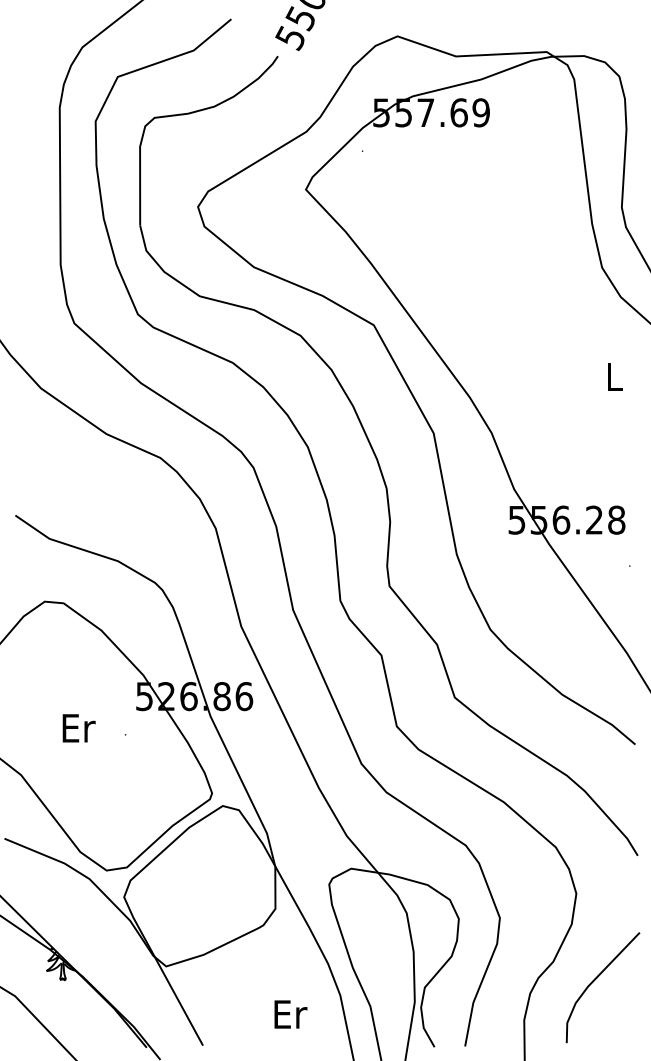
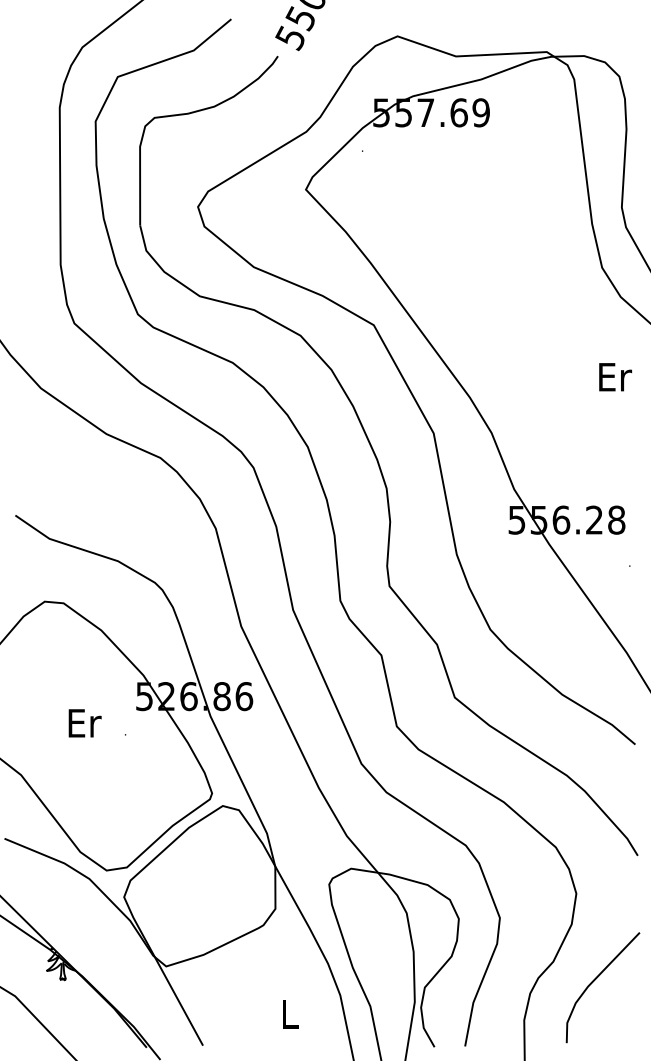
text: L -> Er (615, 377)
text position: (78, 728) -> (84, 723) (84, 723)
text: Er -> L (290, 1014)
